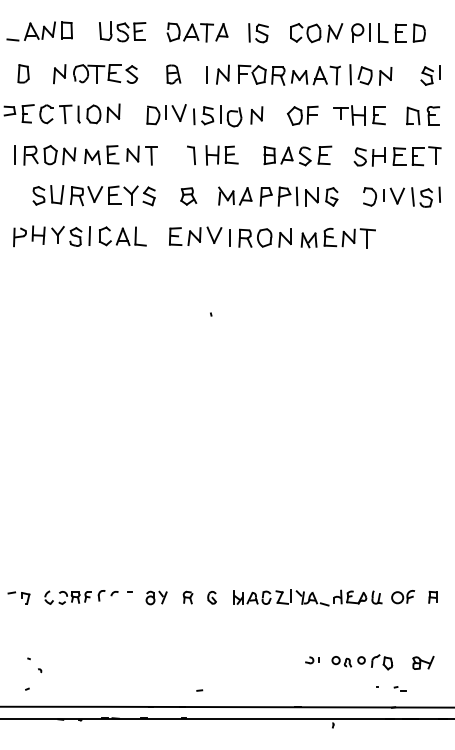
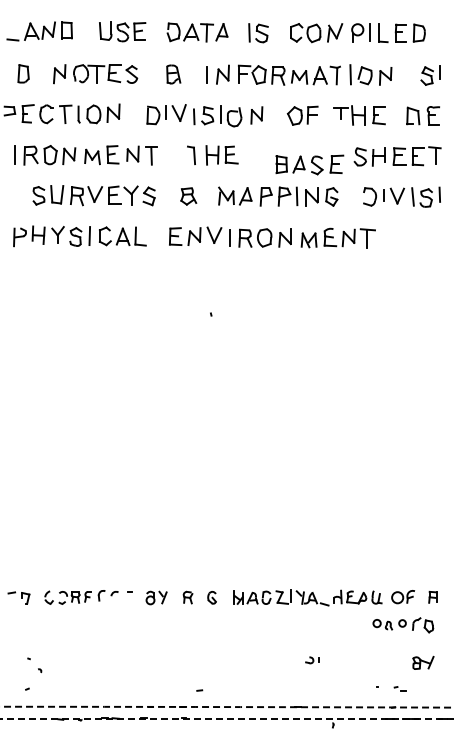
part position: (297, 155) -> (309, 164) (309, 164)
part position: (362, 662) -> (403, 625) (403, 625)
arc: solid -> dashed (227, 707)
line: solid -> dashed (227, 718)
